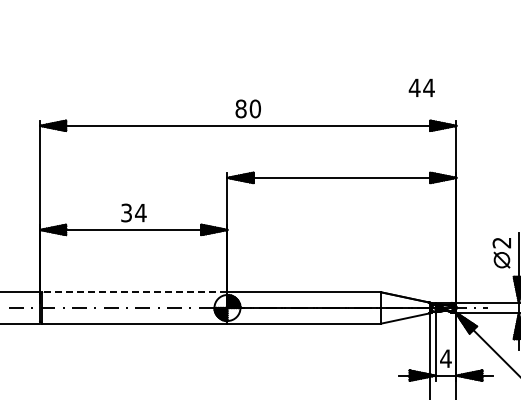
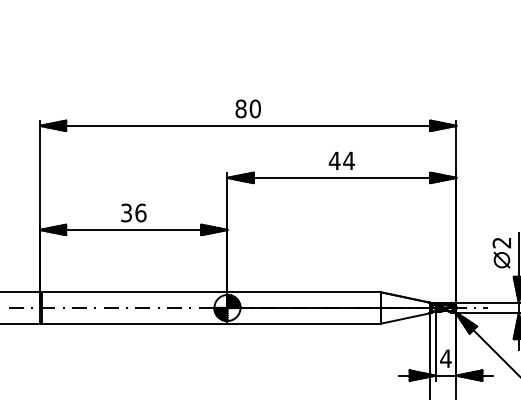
text position: (421, 87) -> (341, 160) (341, 160)
text: 34 -> 36 (140, 212)
line: dashed -> solid (134, 292)
